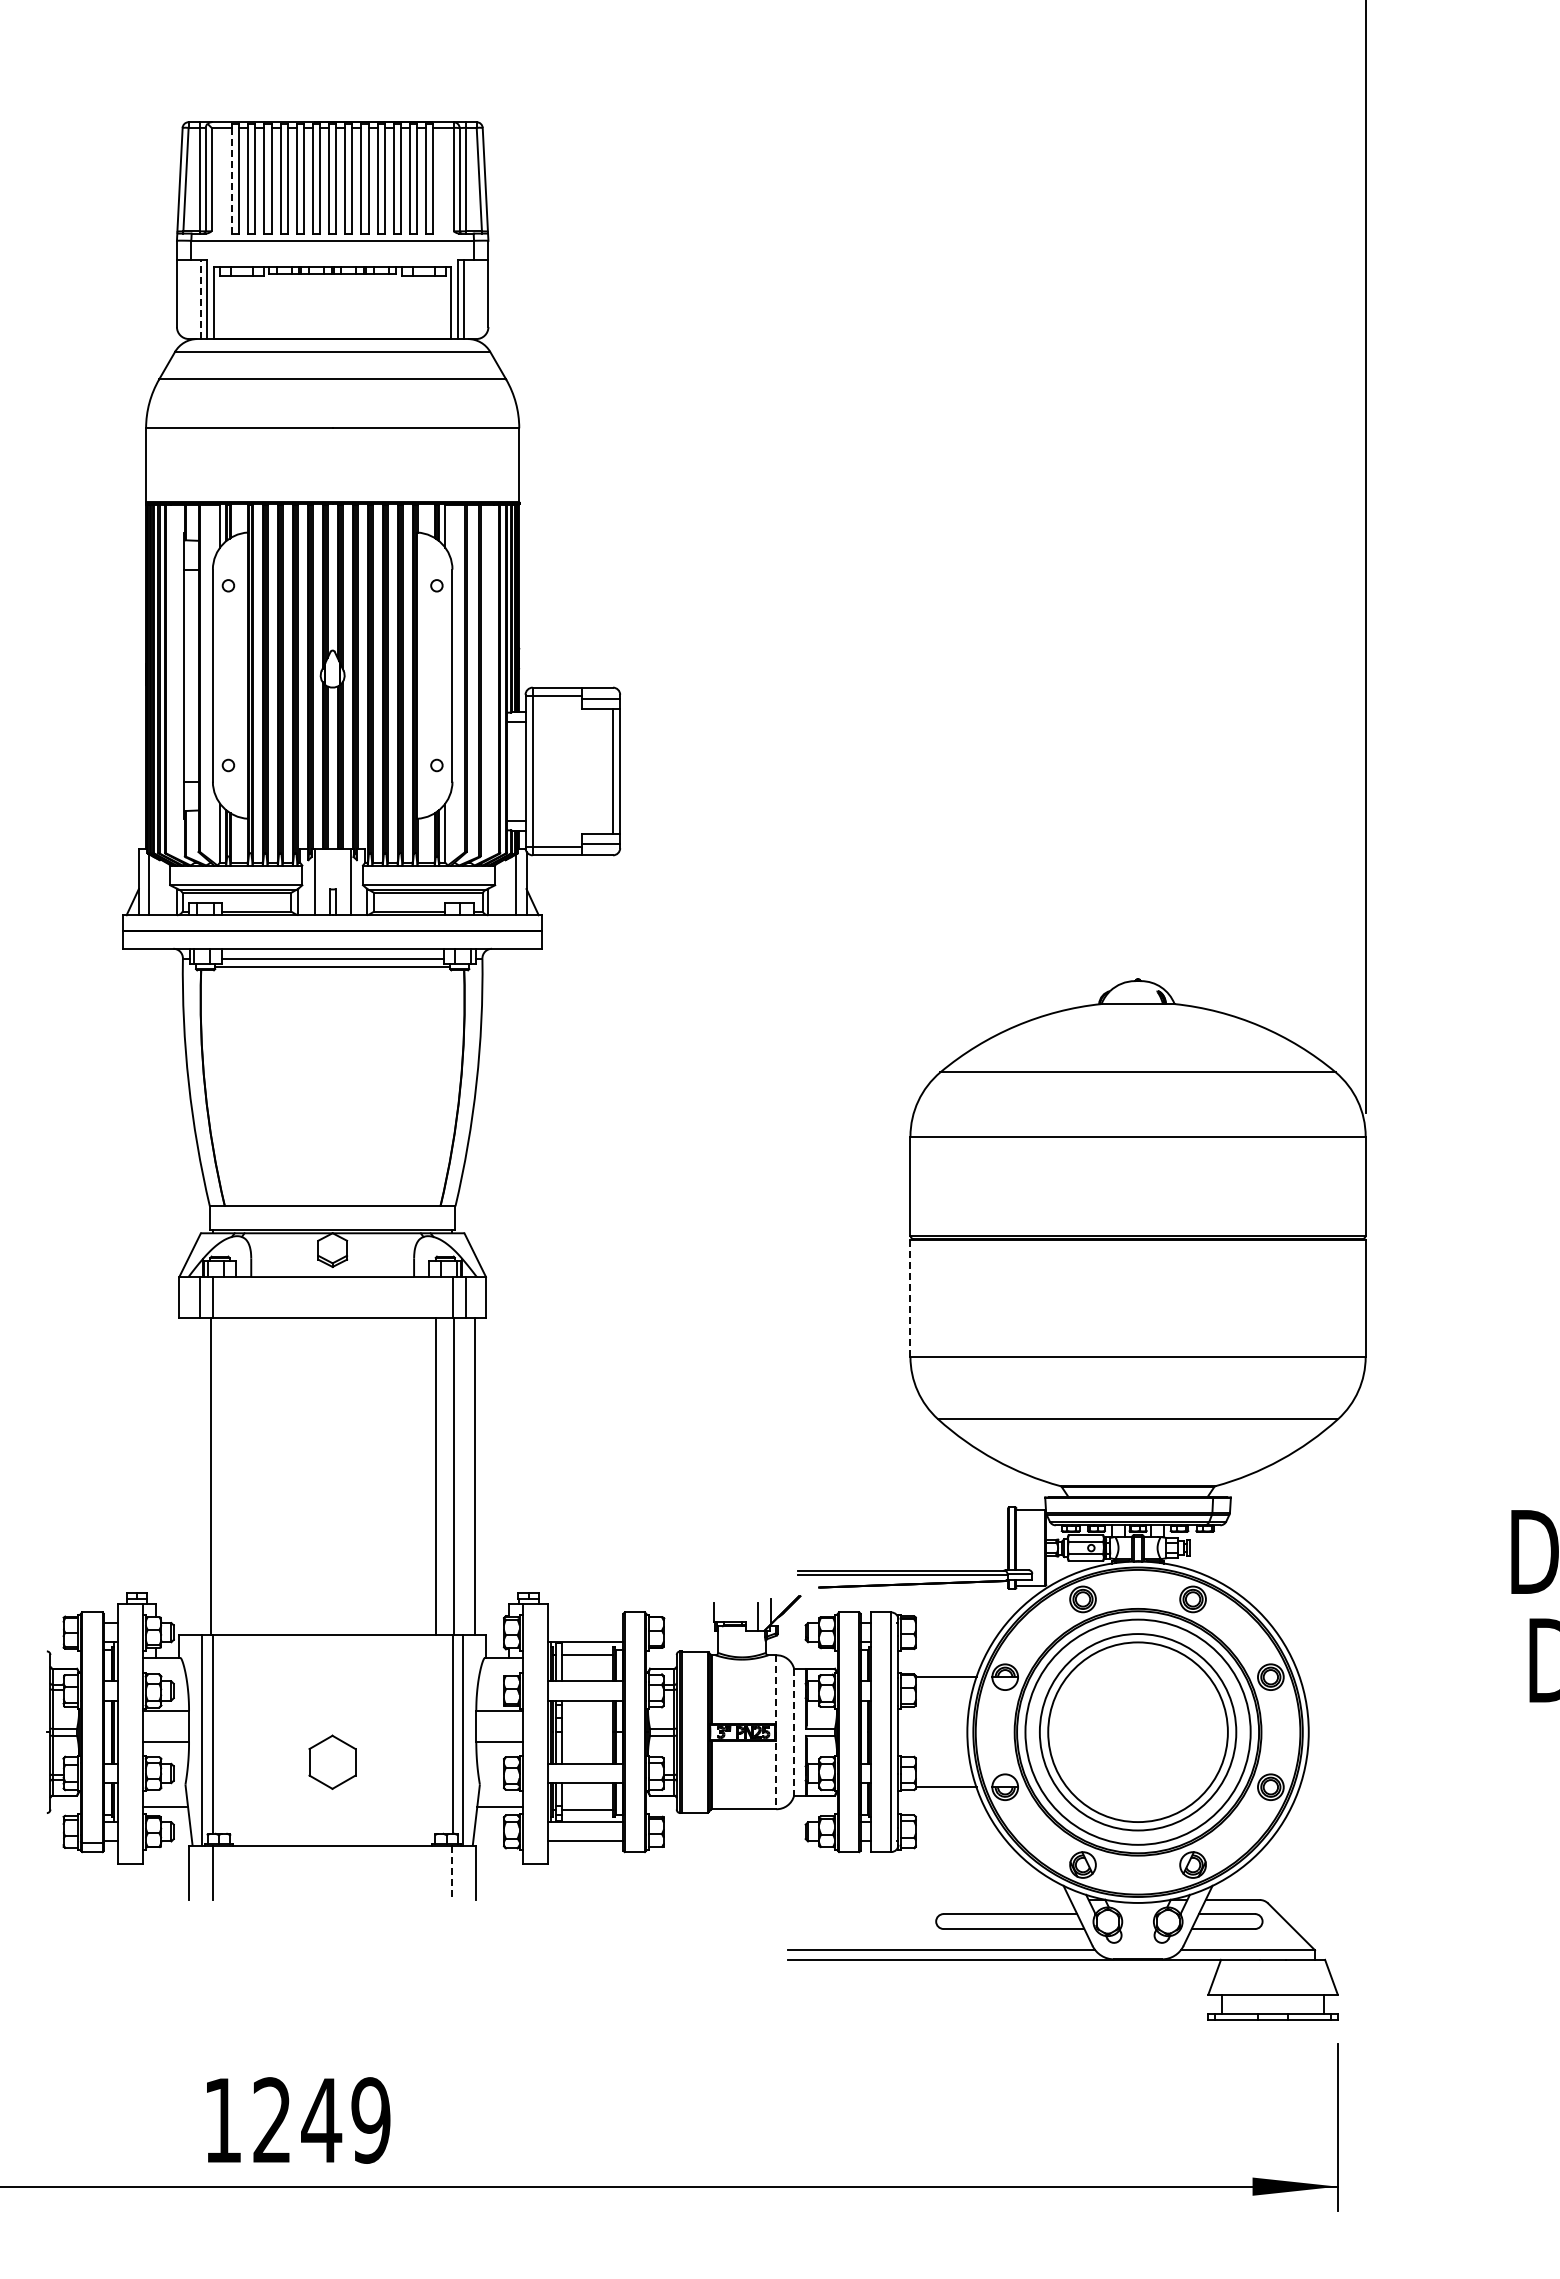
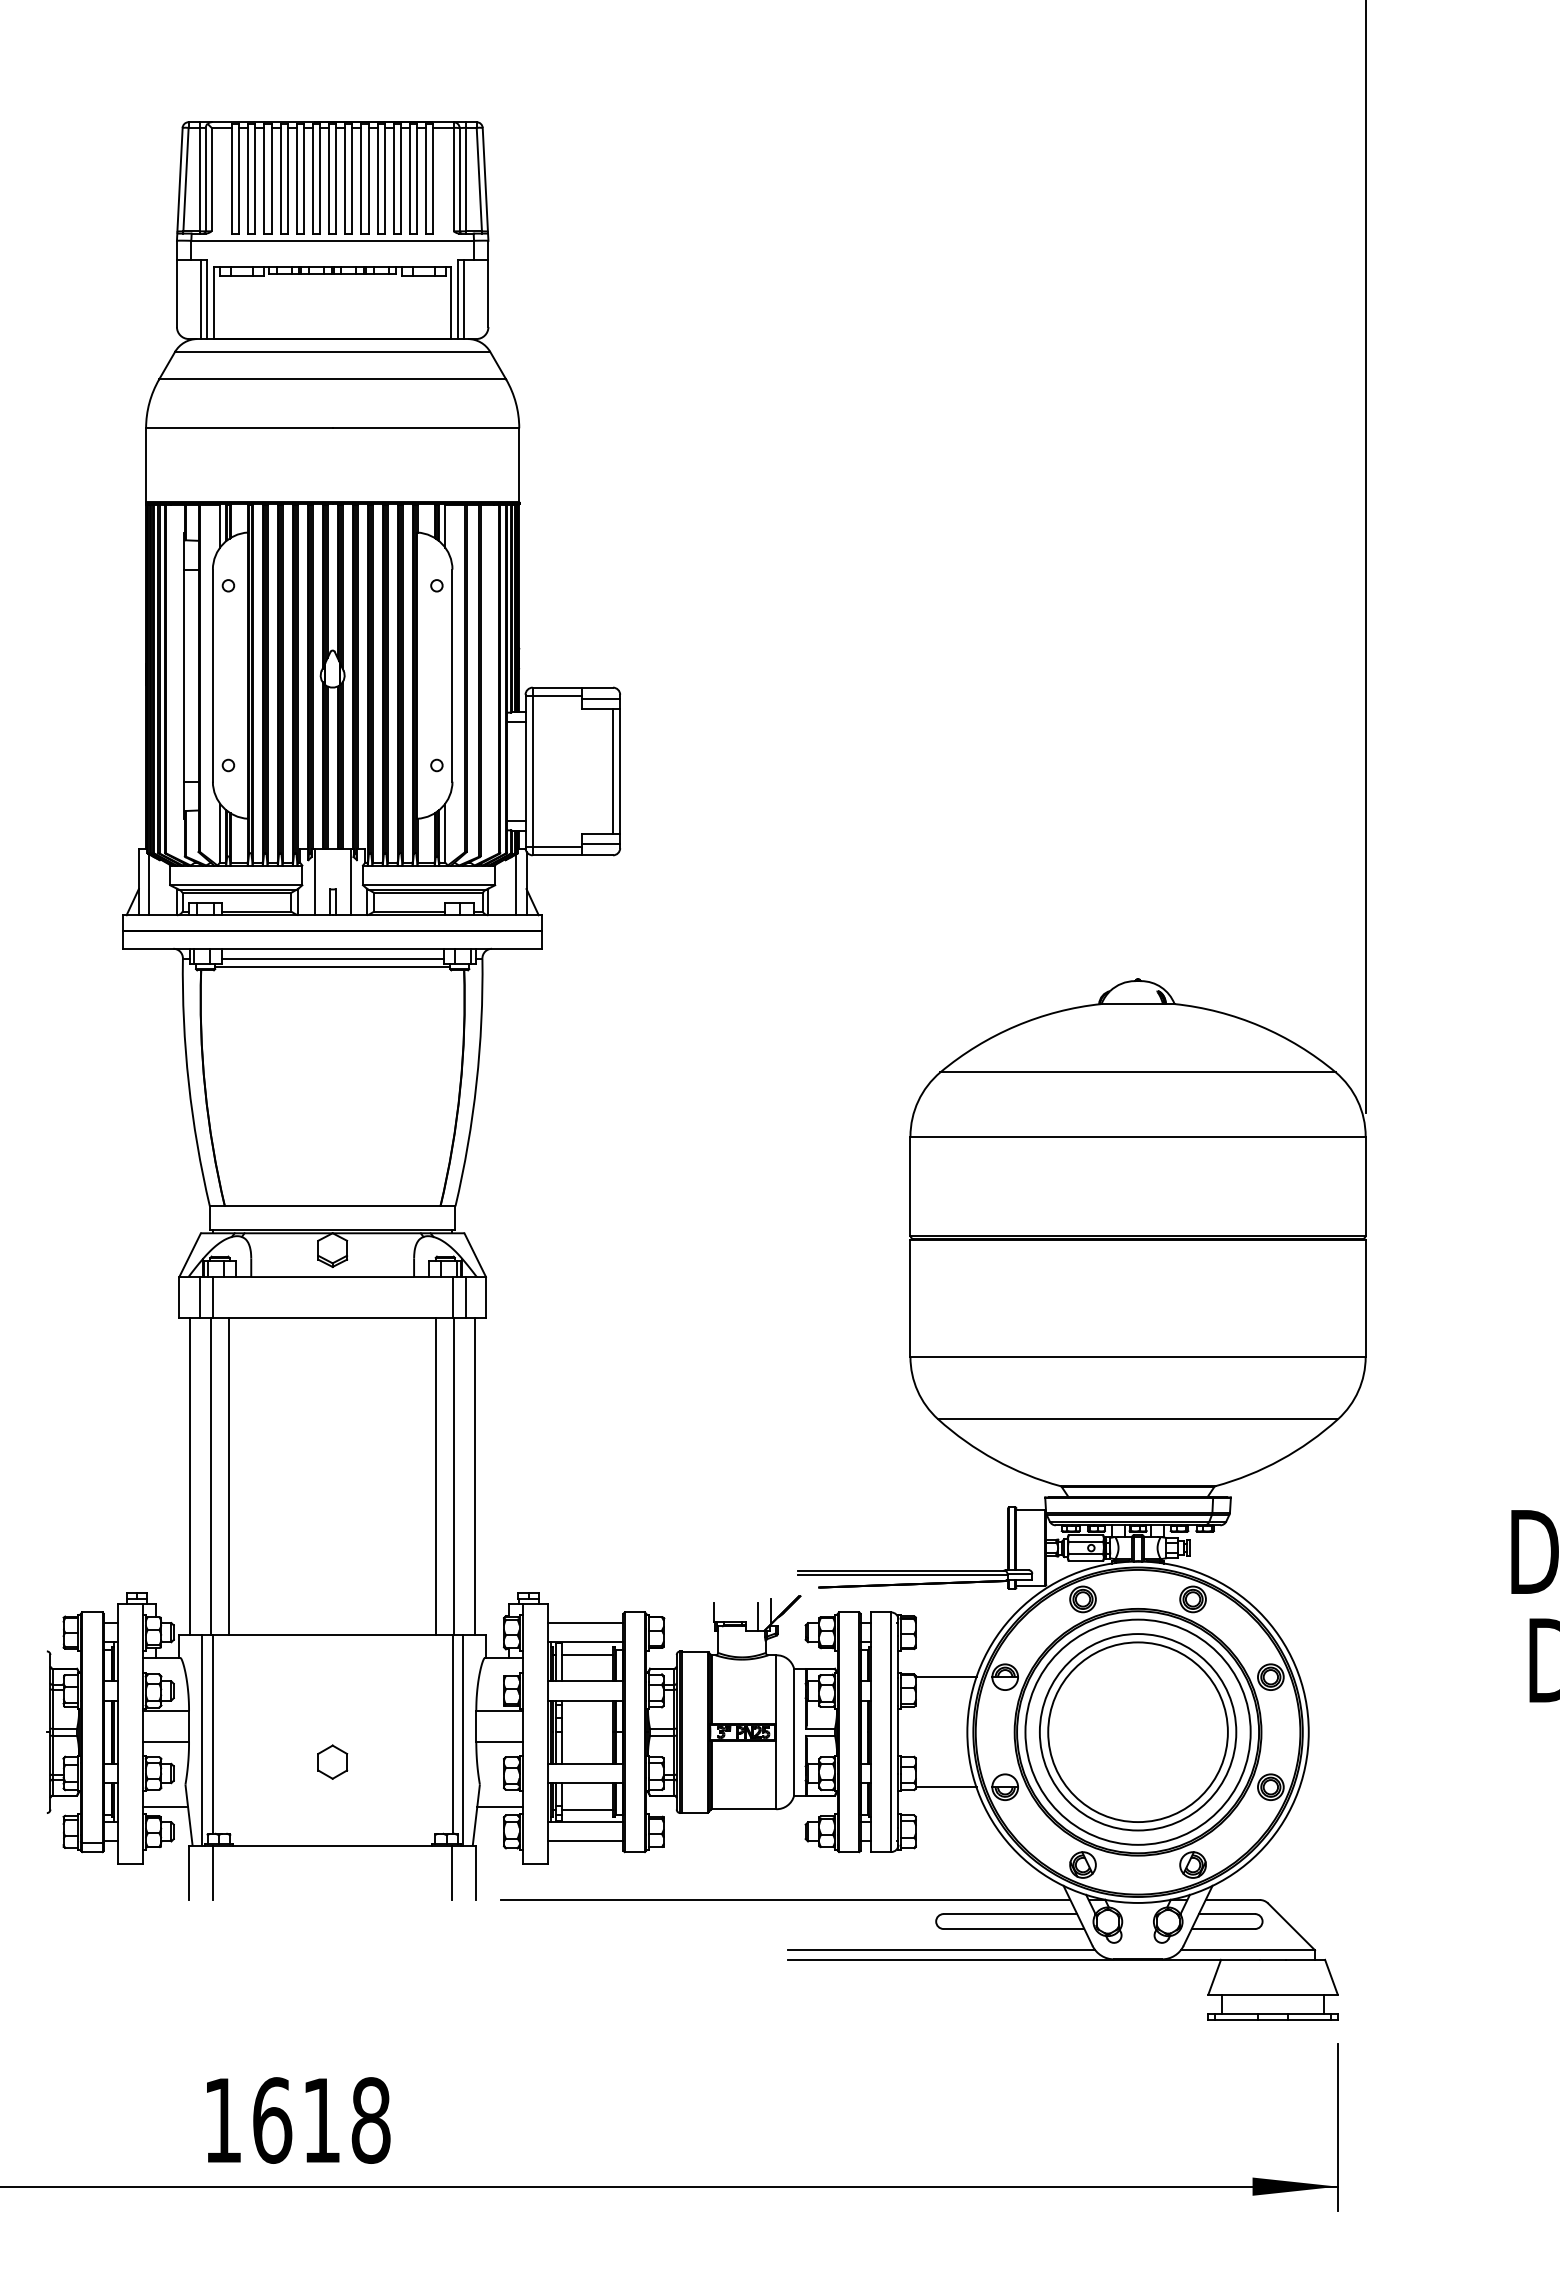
line: dashed -> solid (232, 180)
line: dashed -> solid (200, 299)
line: dashed -> solid (910, 1298)
line: none -> present (190, 1476)
line: none -> present (229, 1476)
line: none -> present (585, 1623)
line: dashed -> solid (776, 1732)
line: dashed -> solid (794, 1732)
part size: 49x56 px -> 32x36 px (332, 1761)
line: dashed -> solid (452, 1873)
line: none -> present (785, 1899)
text: 1249 -> 1618 (321, 2120)
